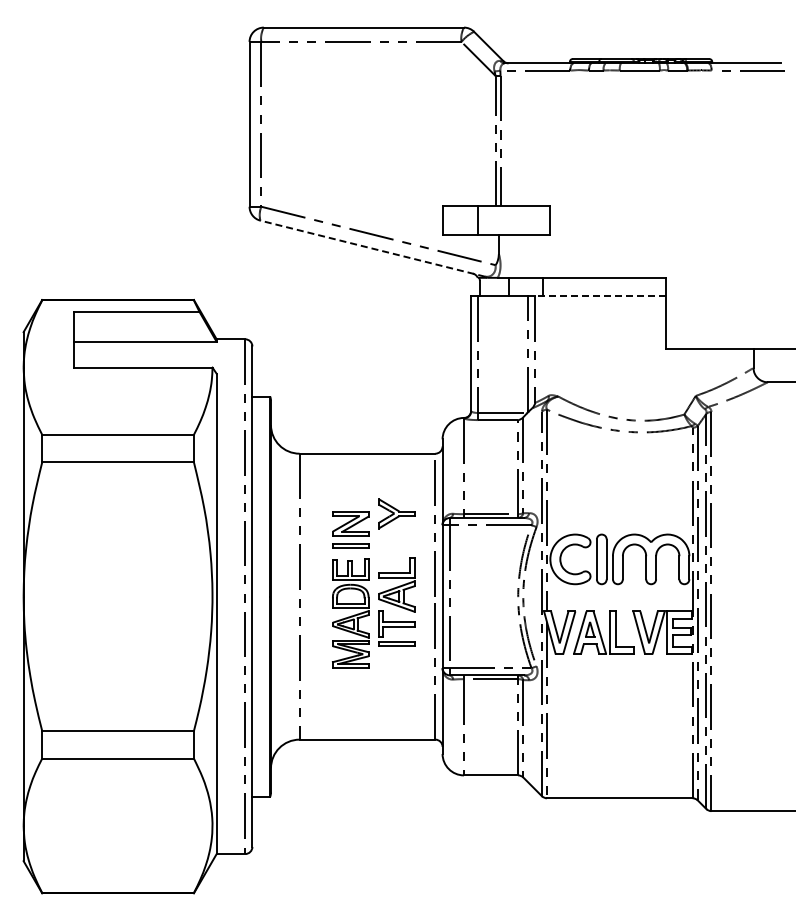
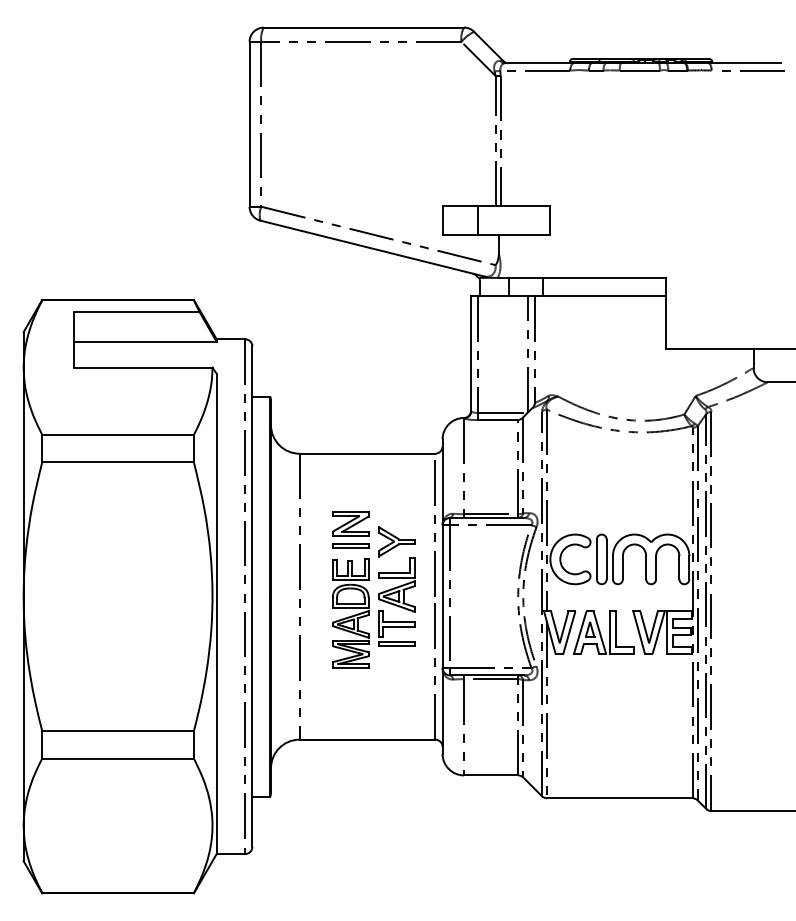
line: dashed -> solid (372, 248)
line: dashed -> solid (599, 296)
part position: (396, 513) -> (396, 541) (396, 541)
